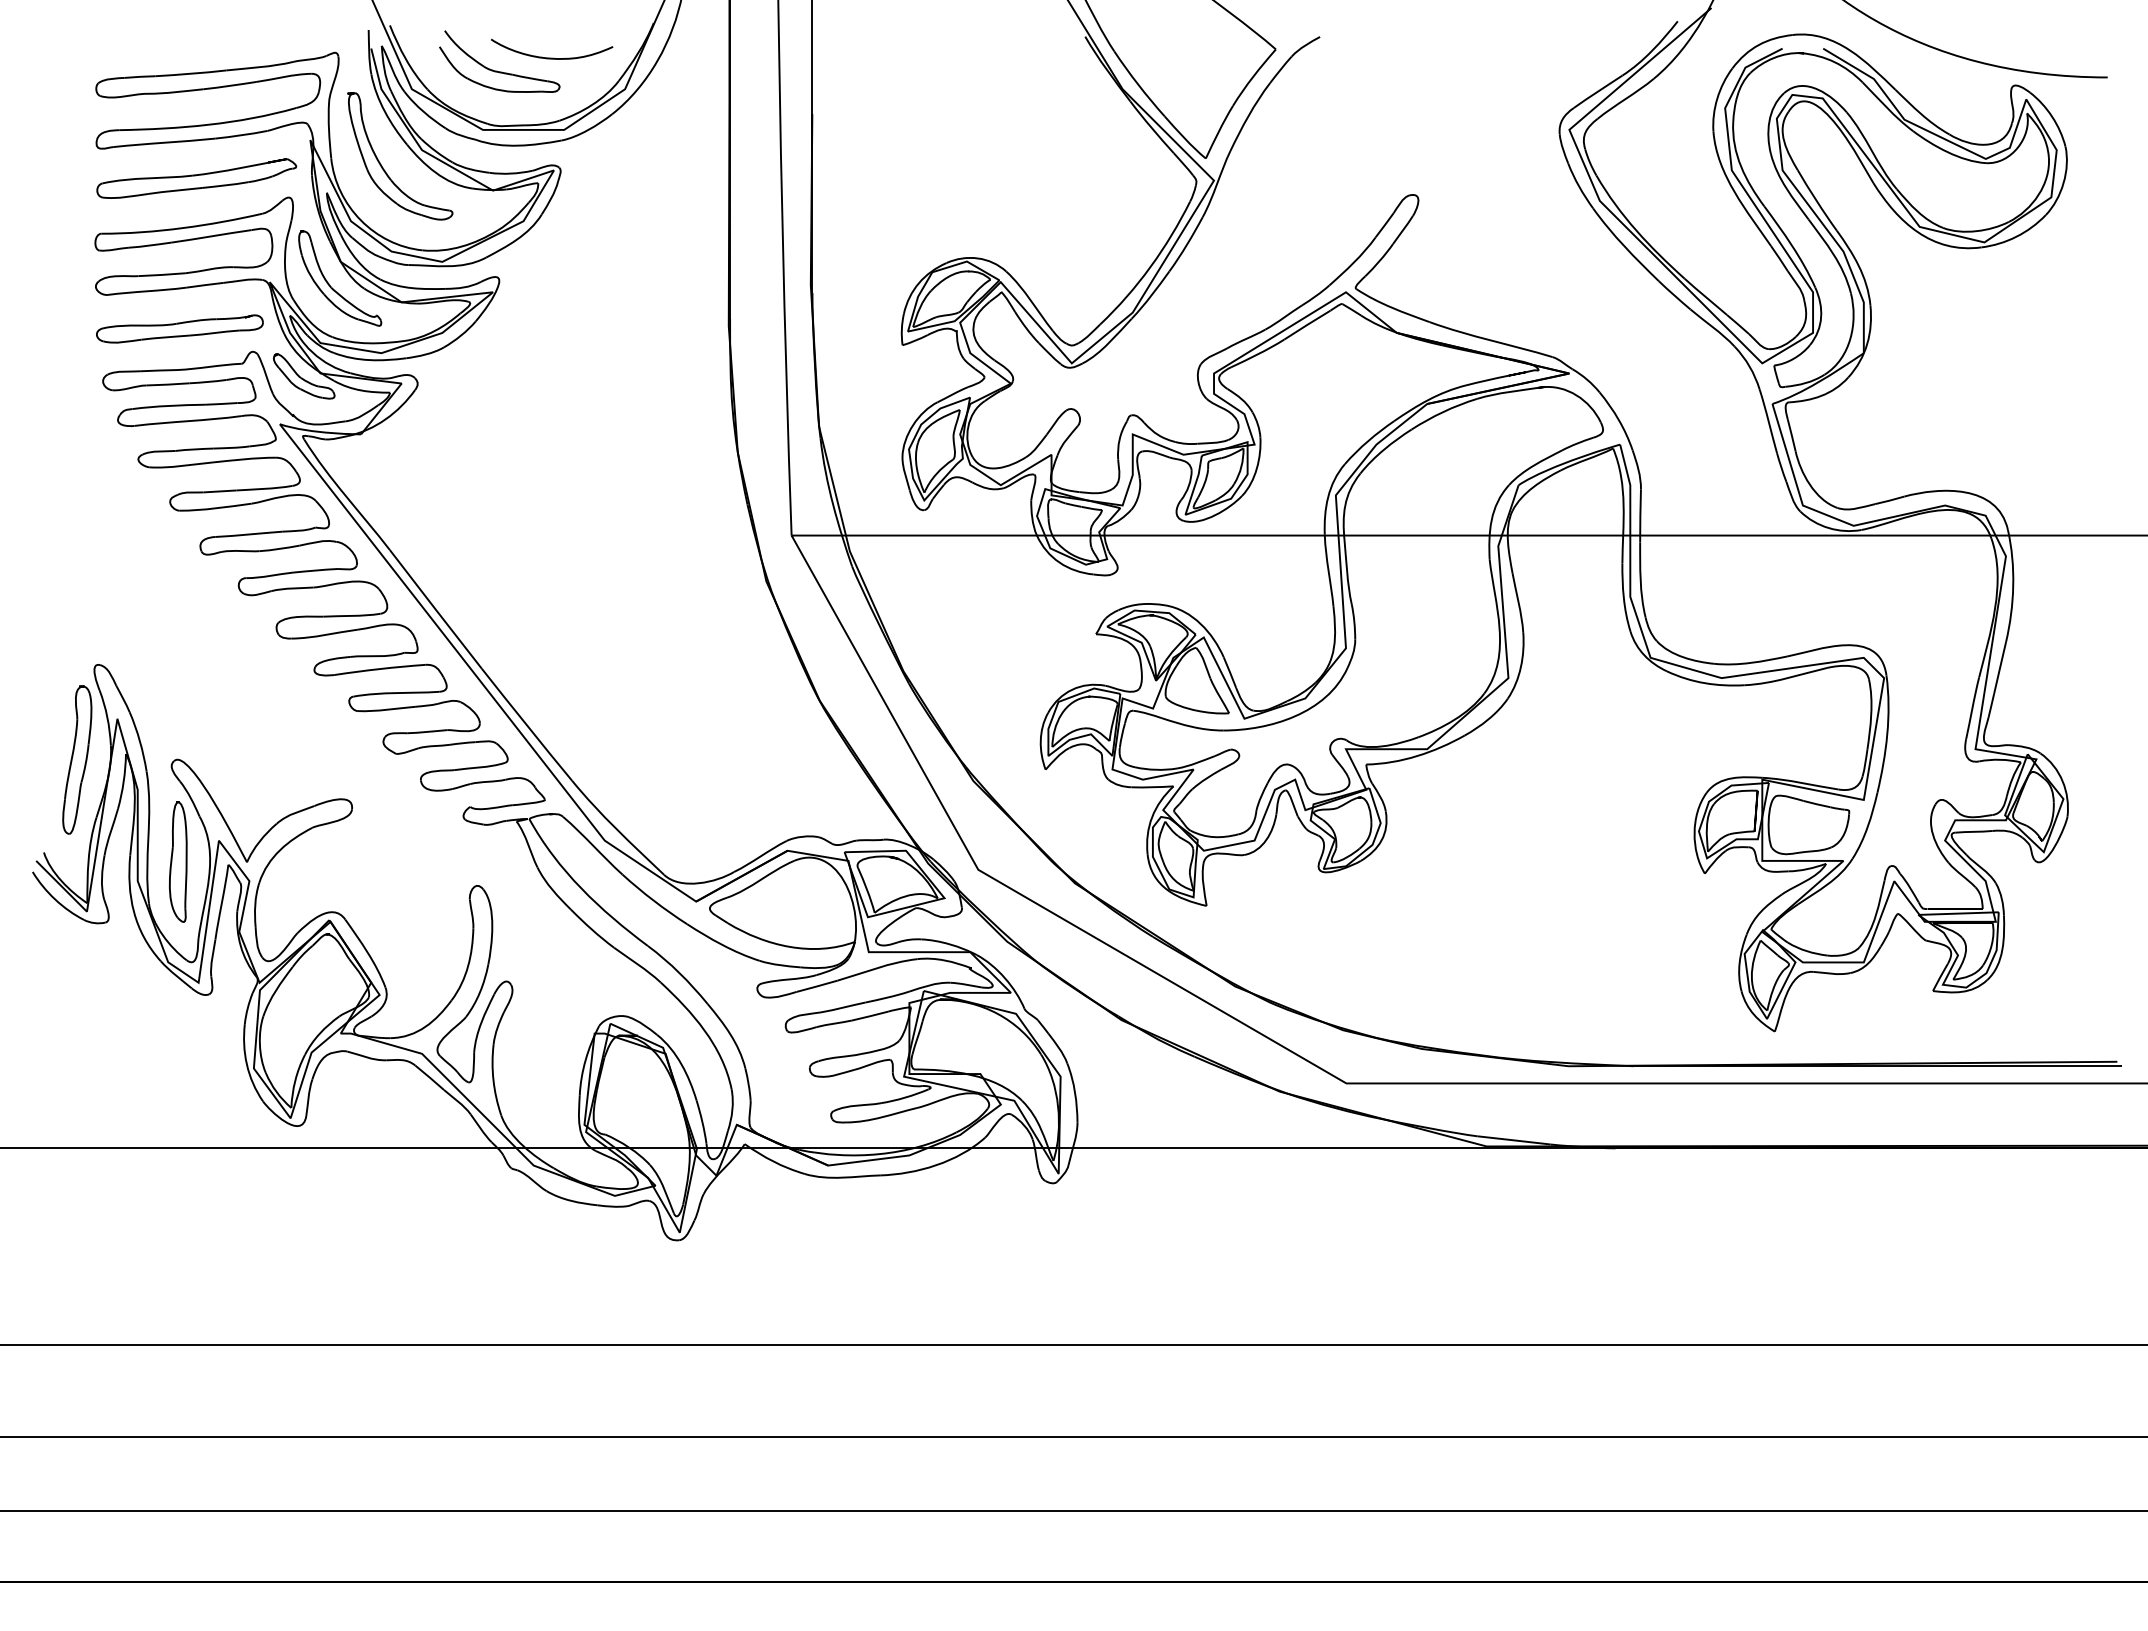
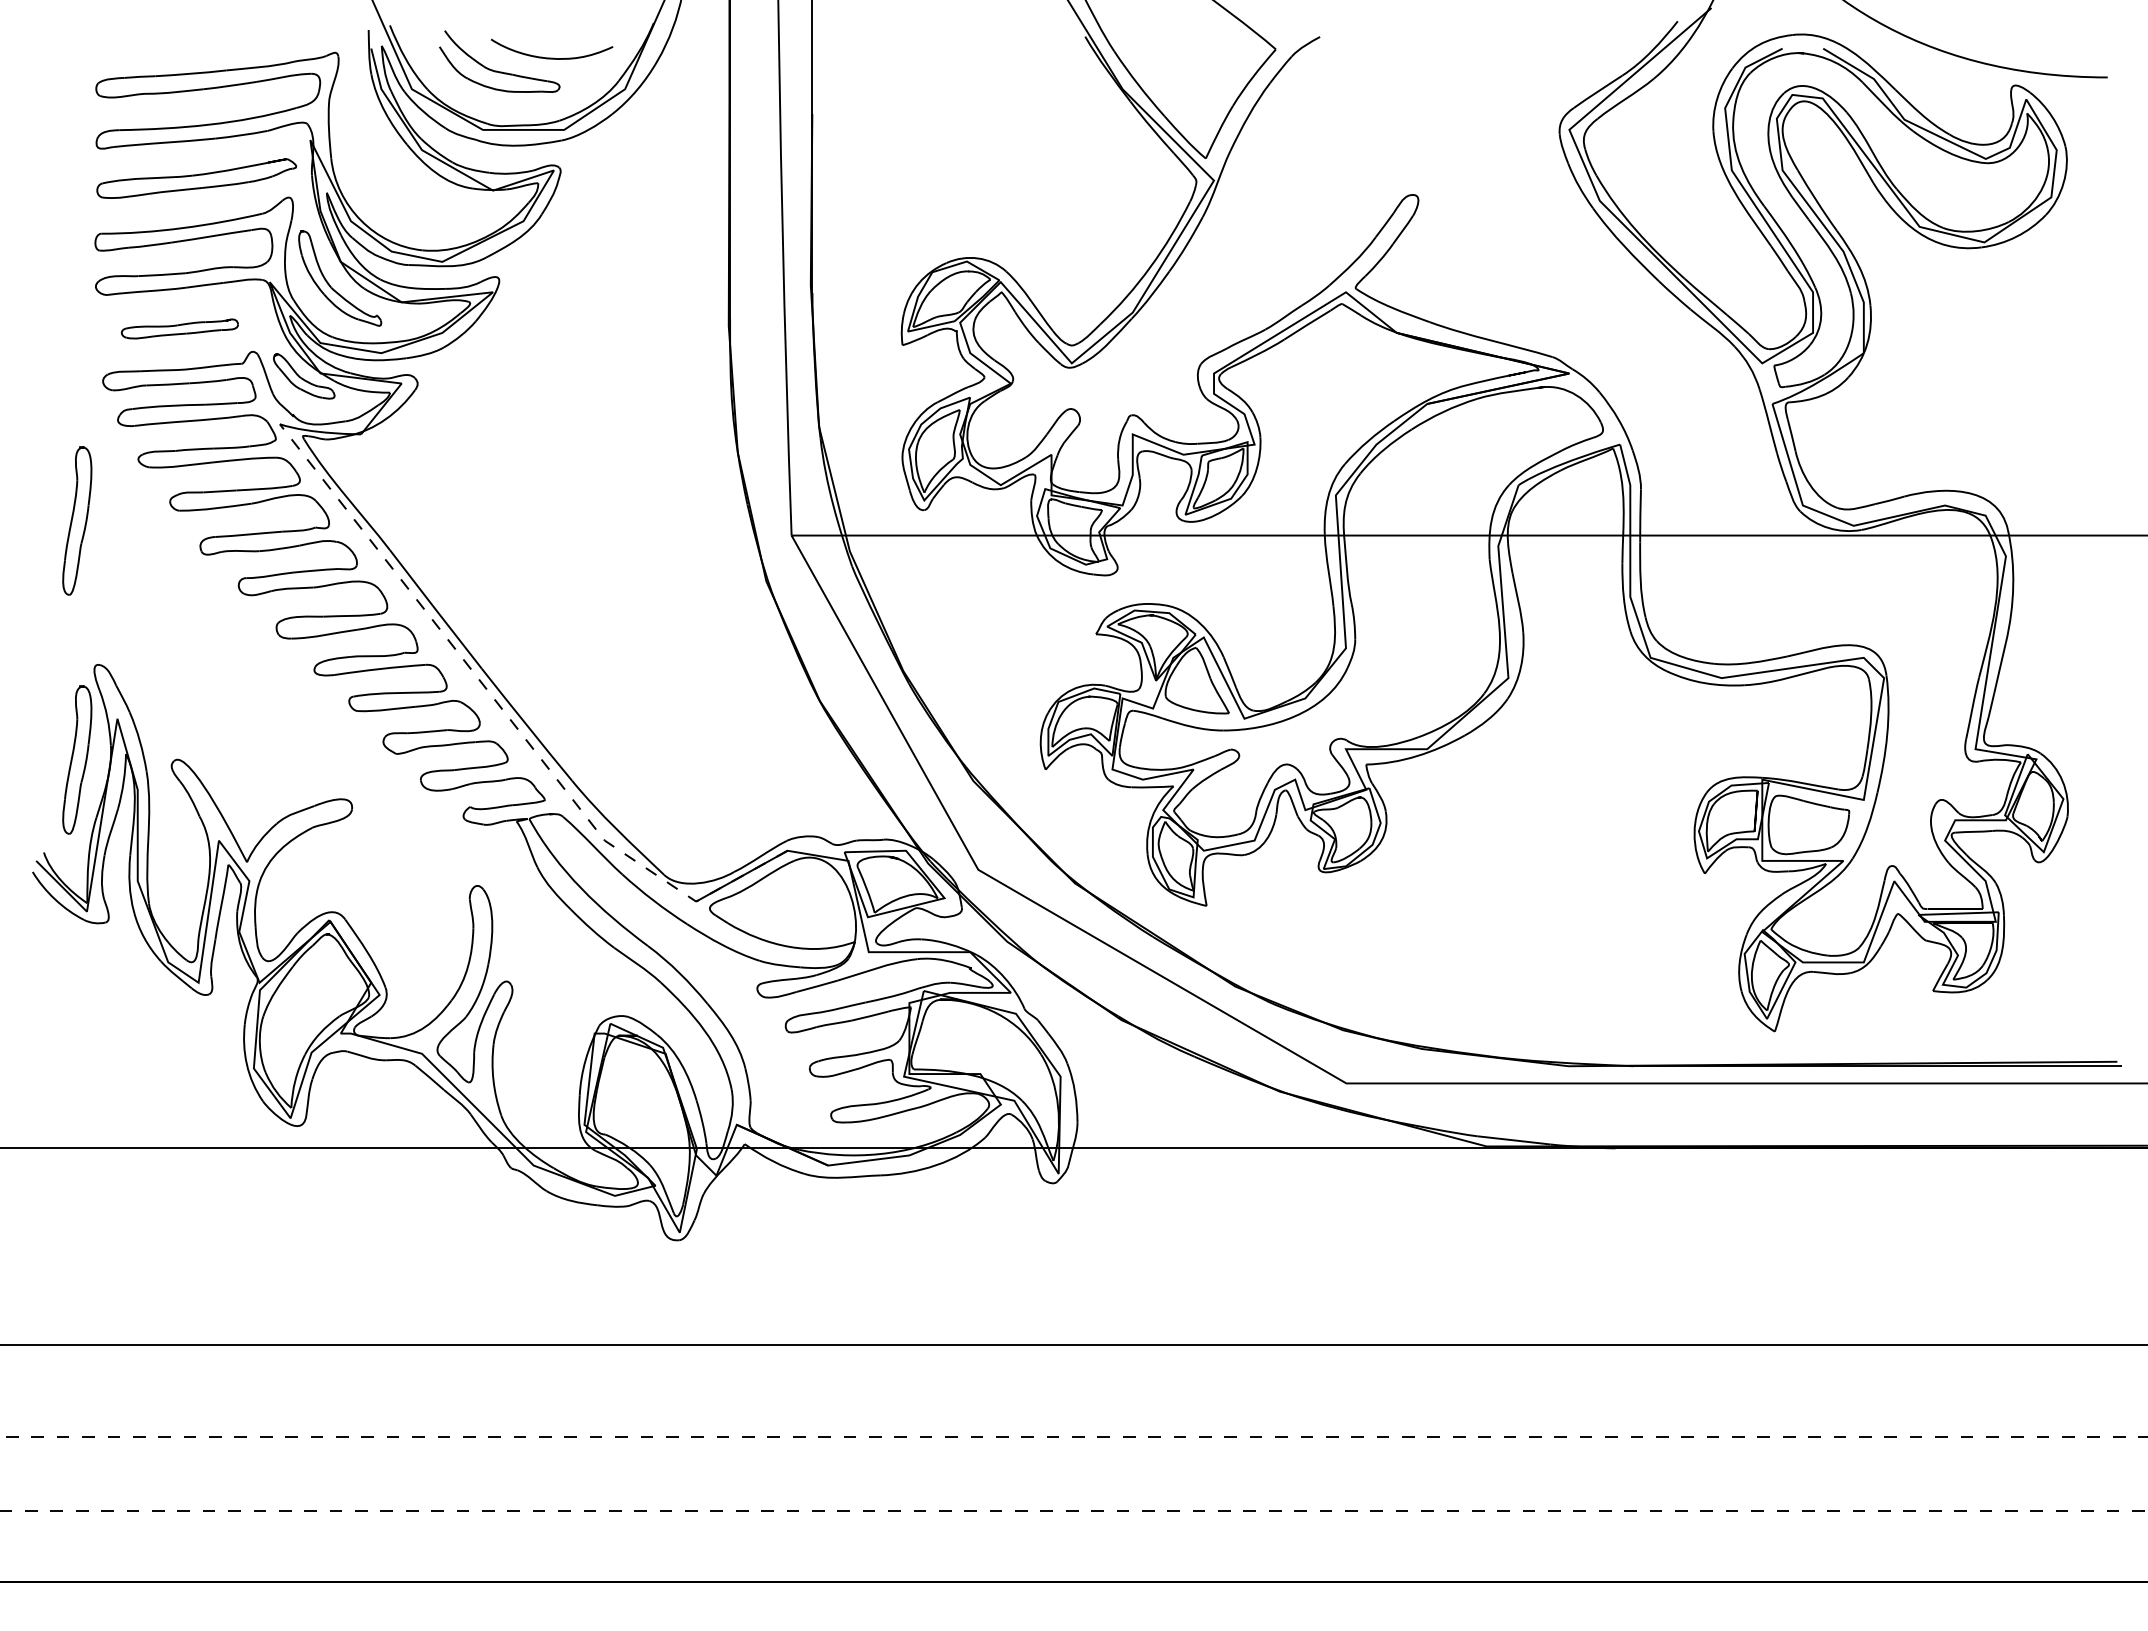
part: present -> none (382, 165)
part size: 168x30 px -> 119x22 px (179, 328)
part: none -> present (77, 520)
line: solid -> dashed (509, 717)
part: present -> none (177, 861)
line: solid -> dashed (1074, 1436)
line: solid -> dashed (1073, 1510)
